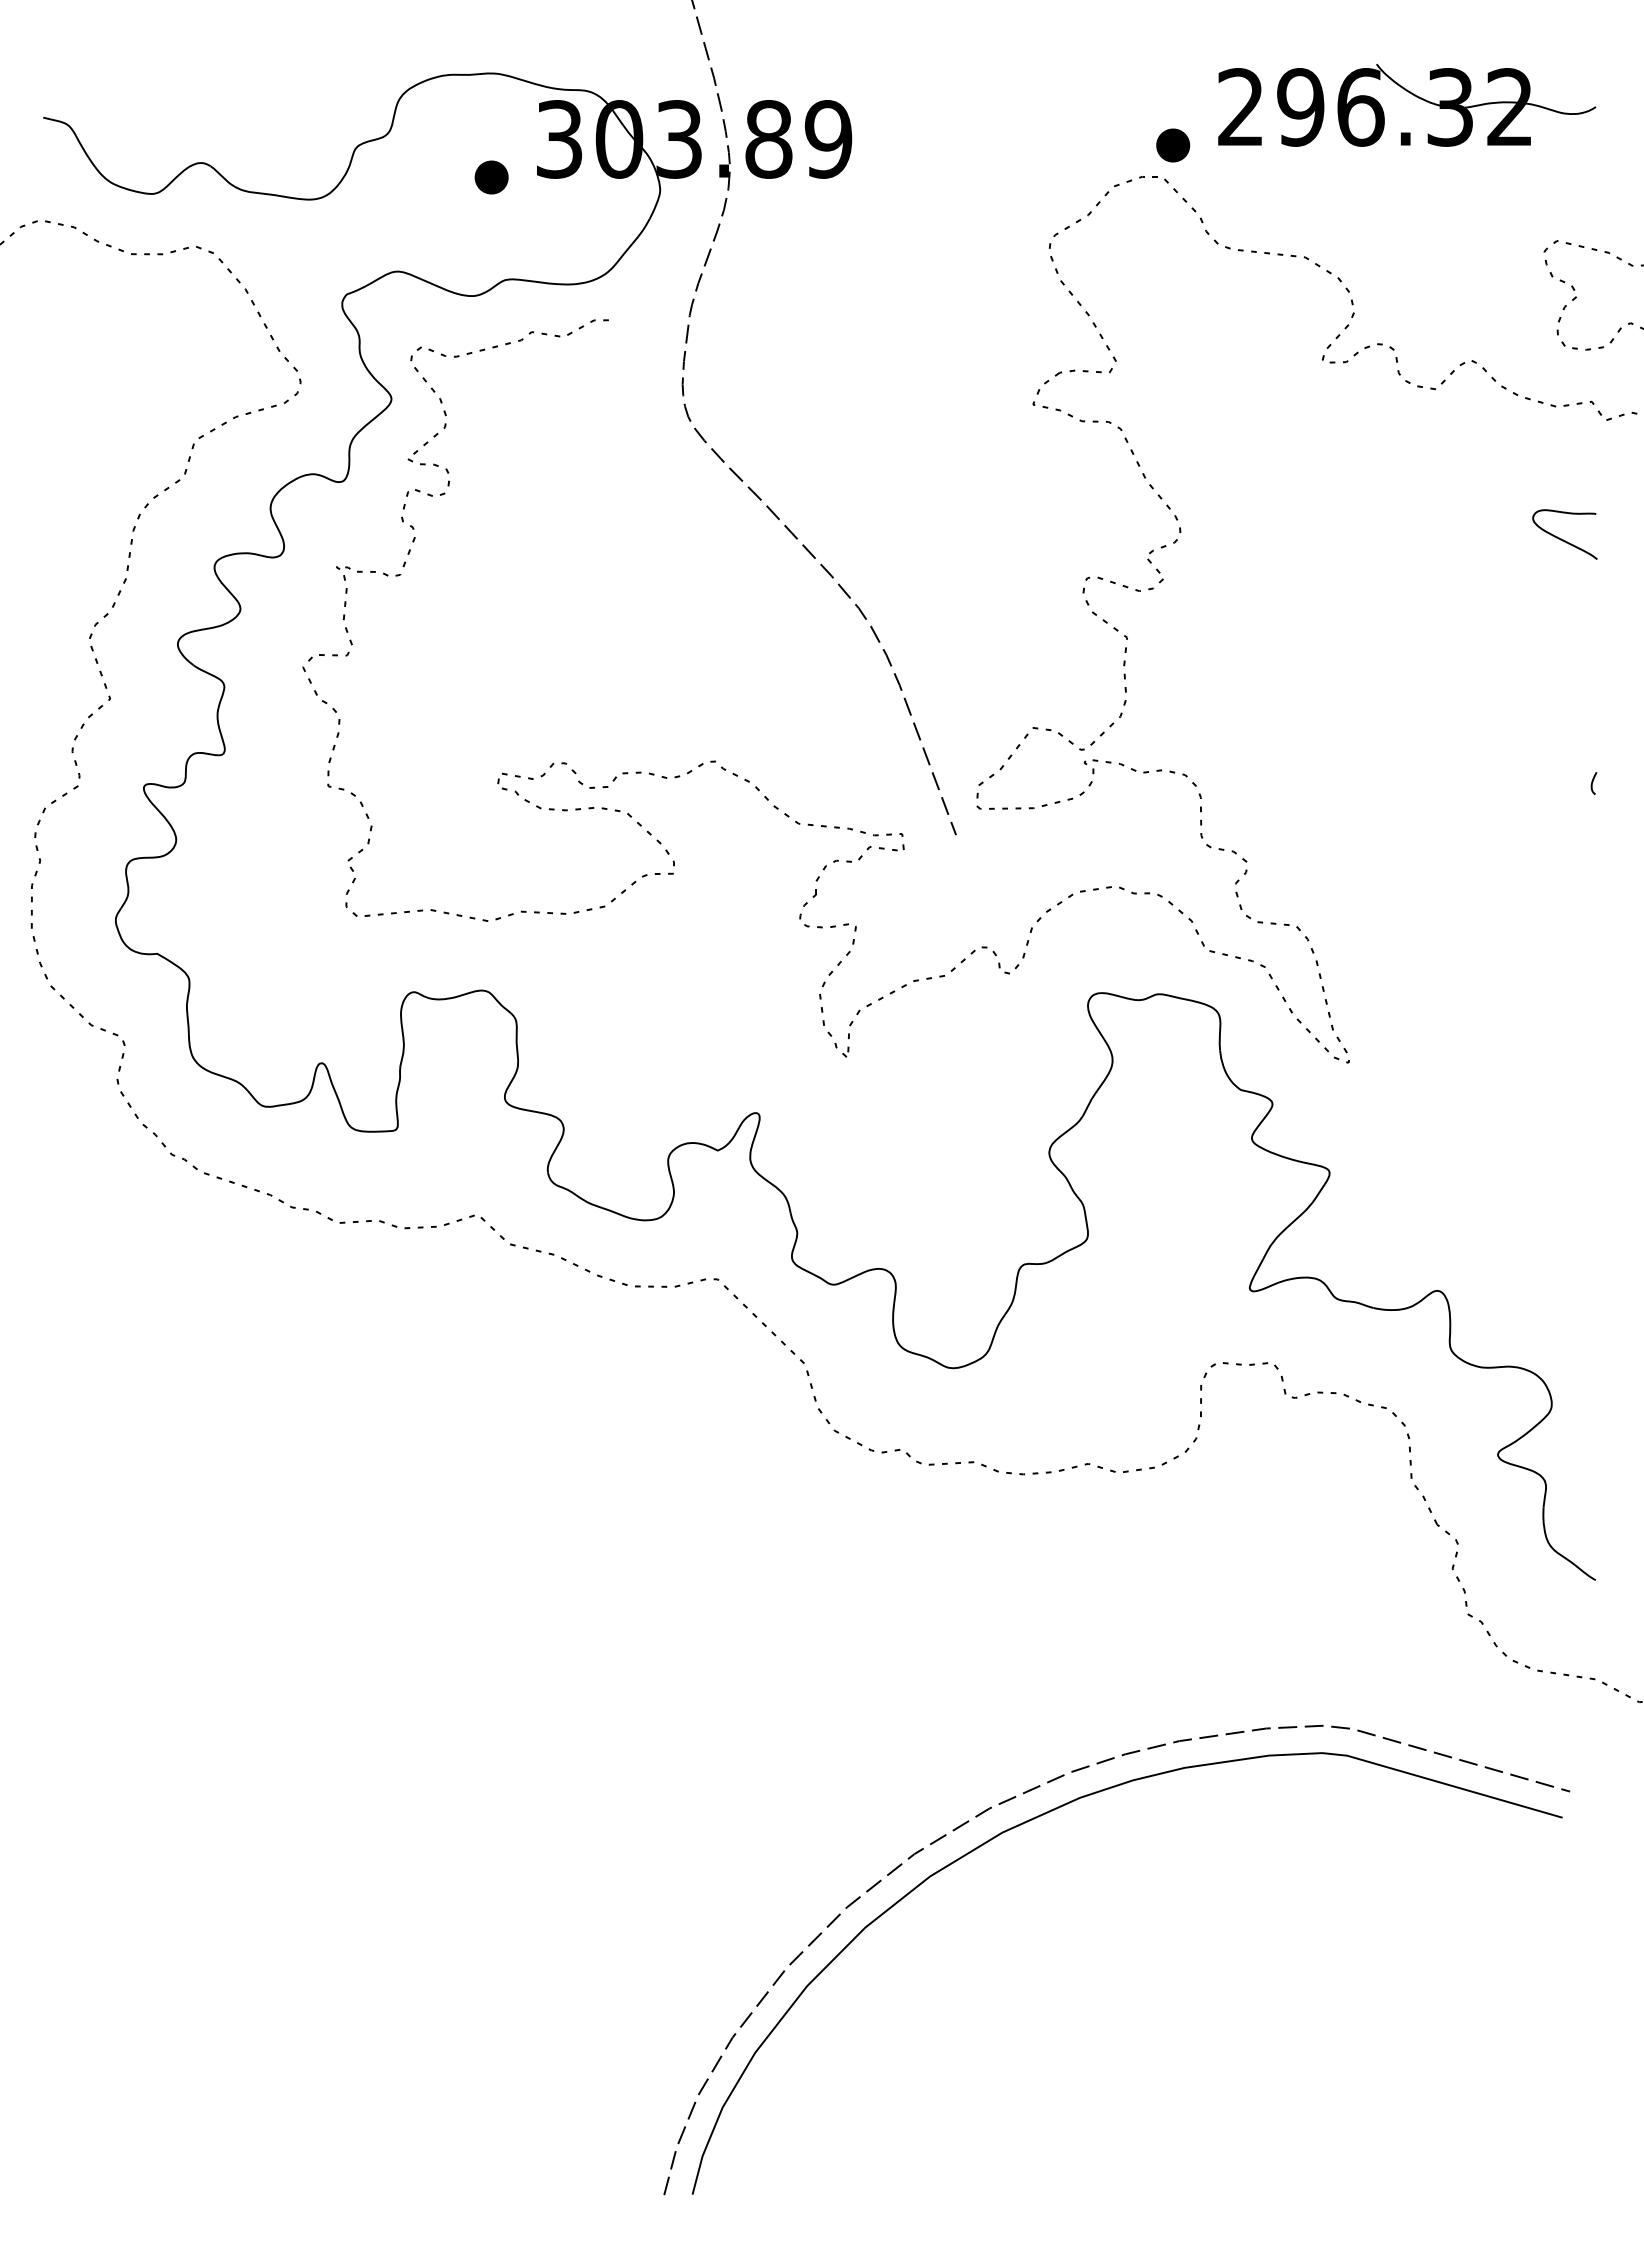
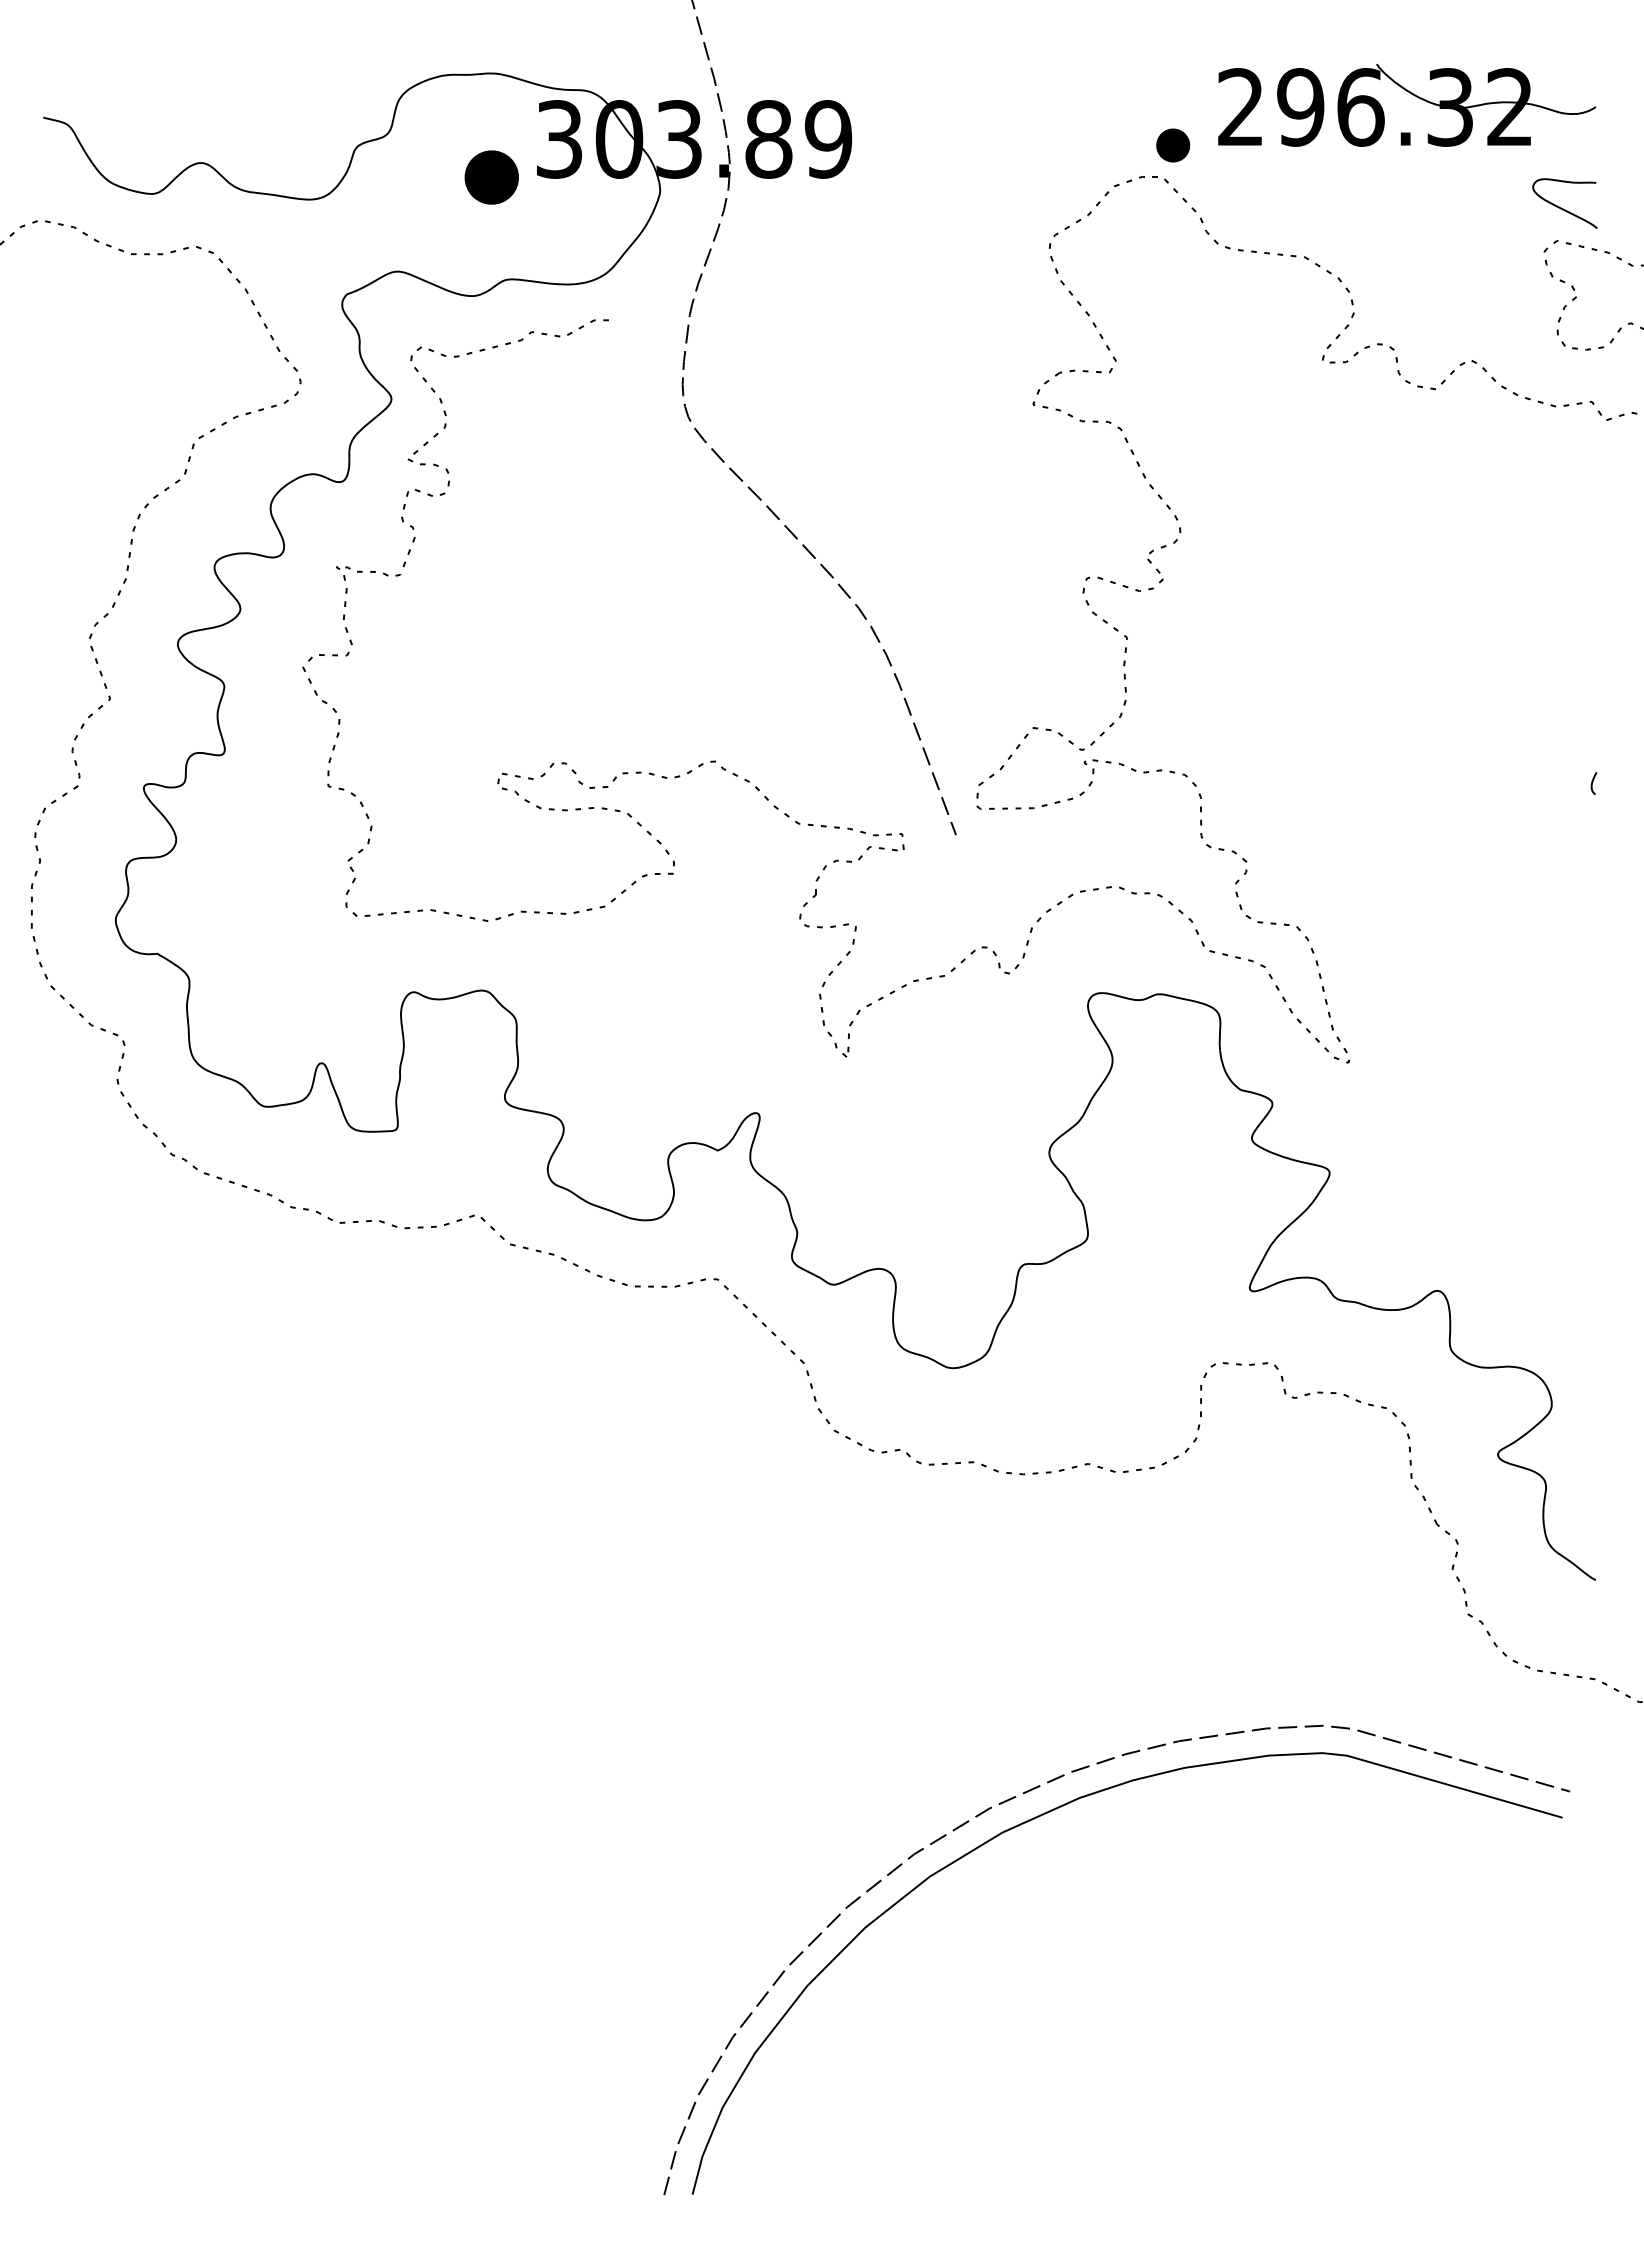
part size: 35x35 px -> 55x55 px (491, 177)
curve position: (1561, 538) -> (1561, 207) (1561, 207)
